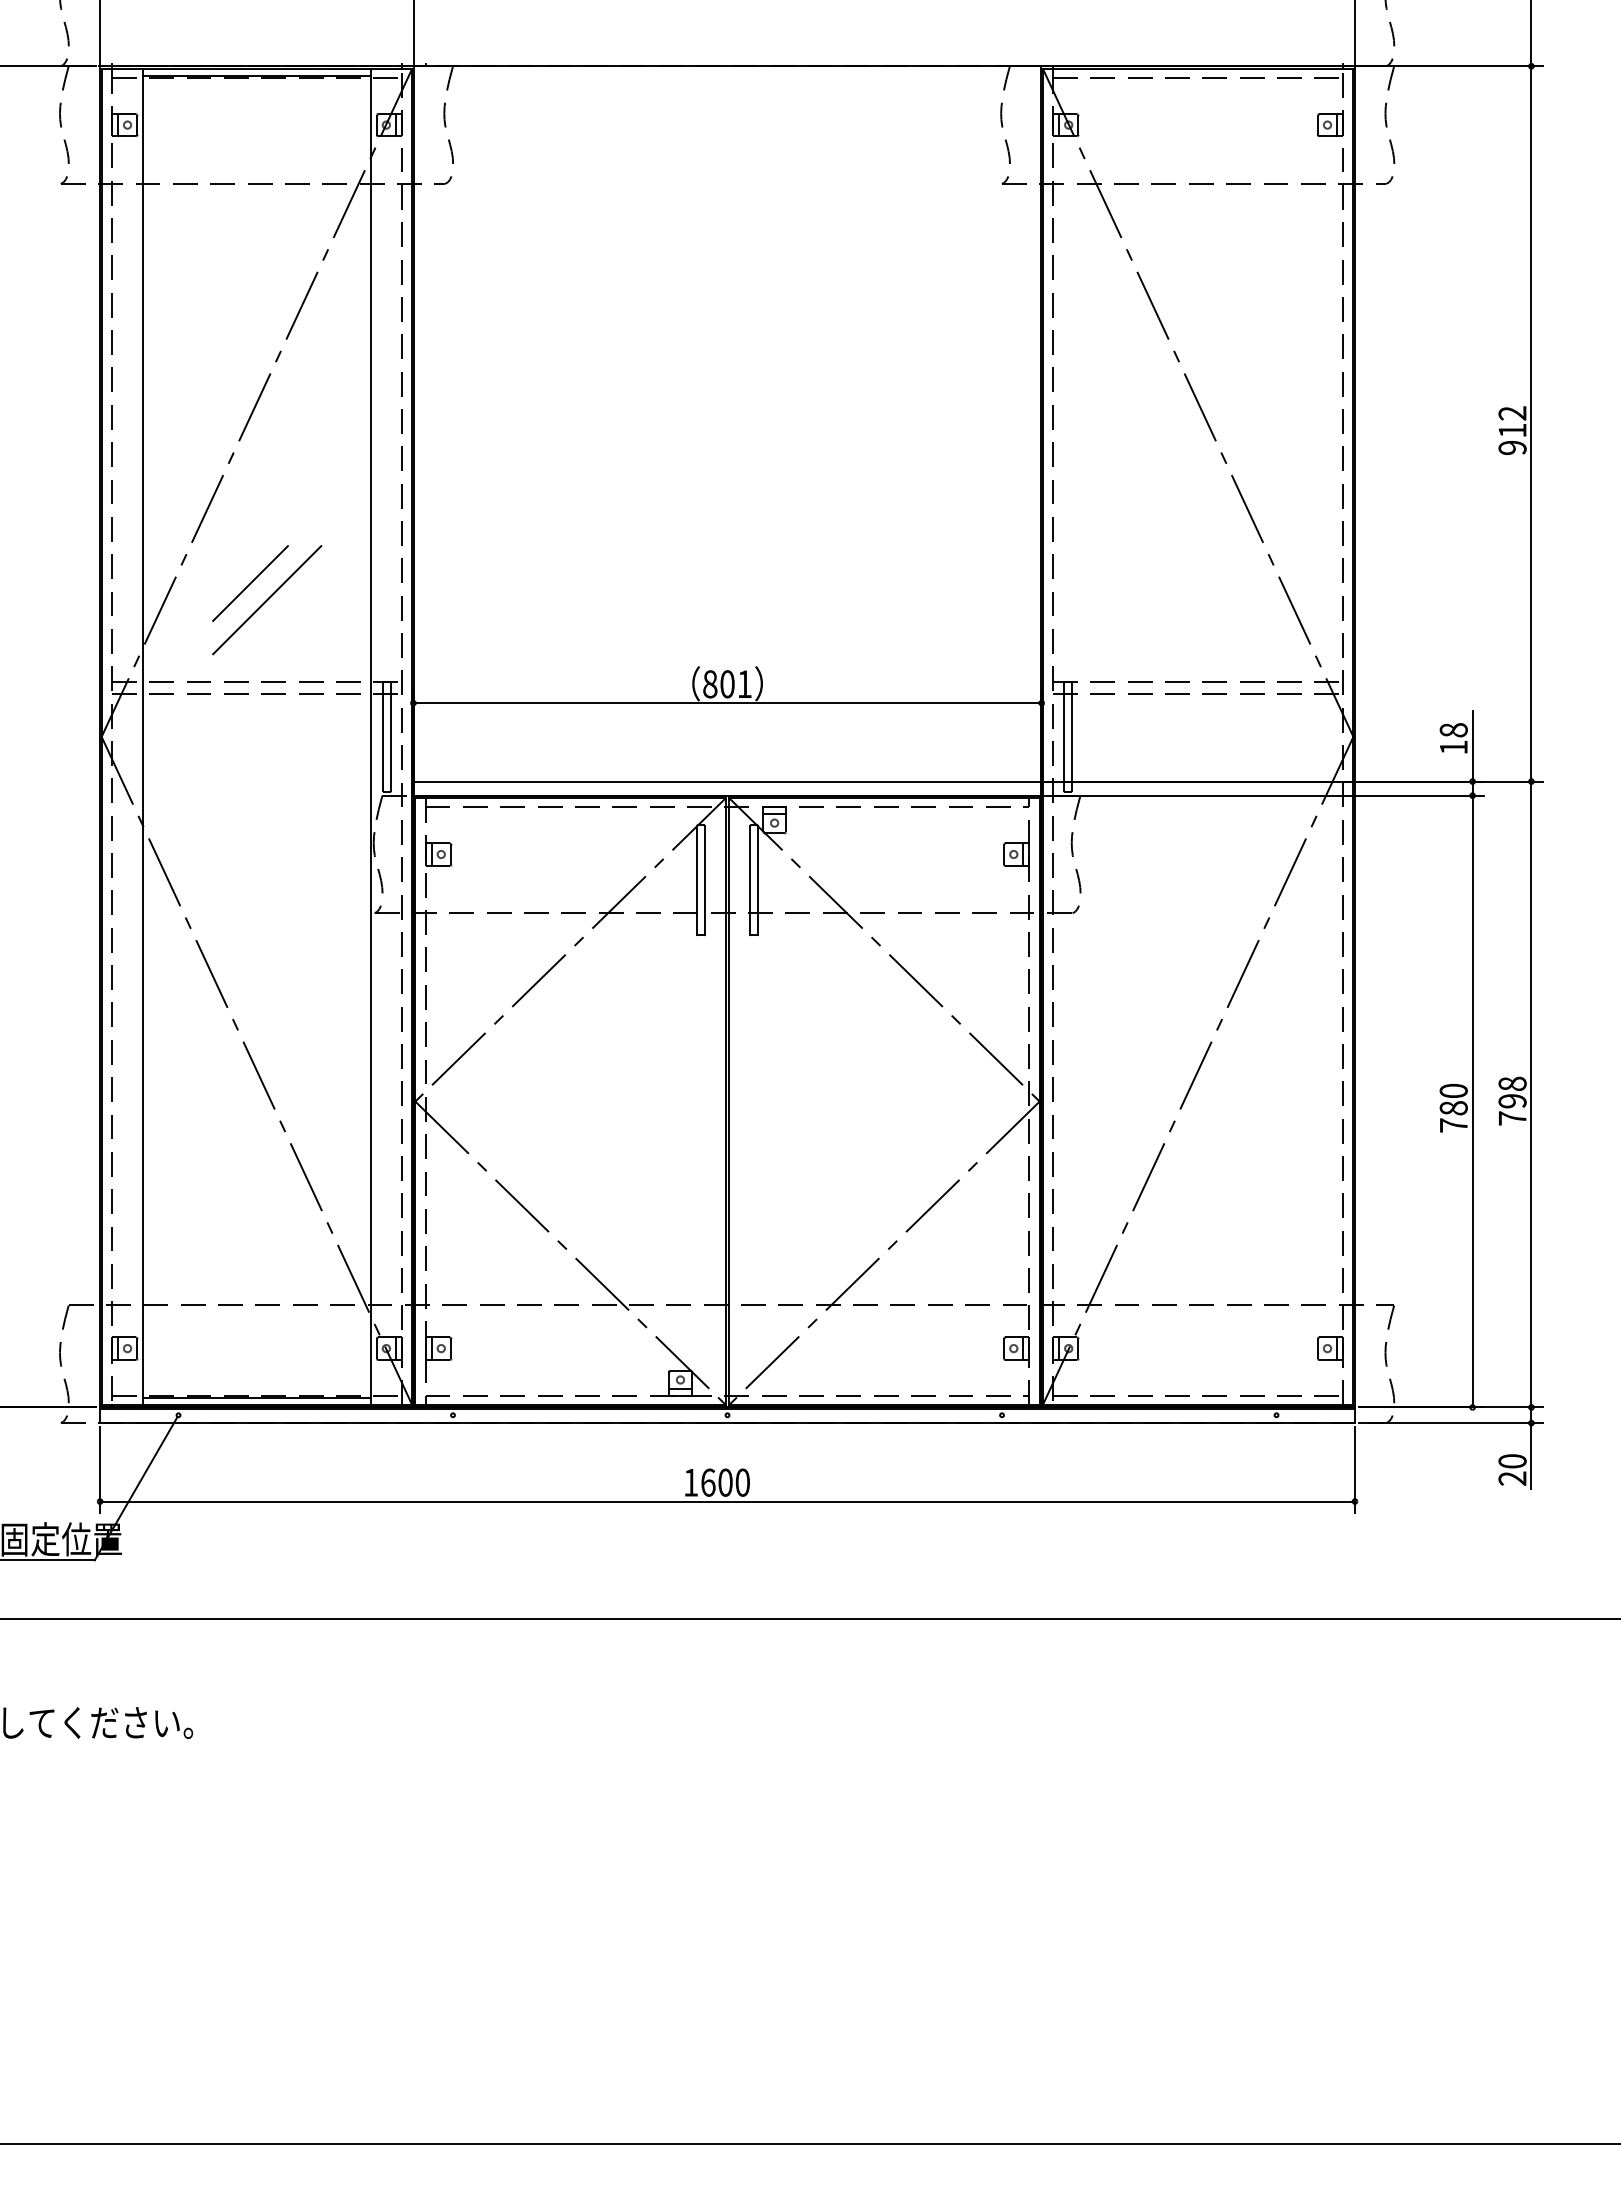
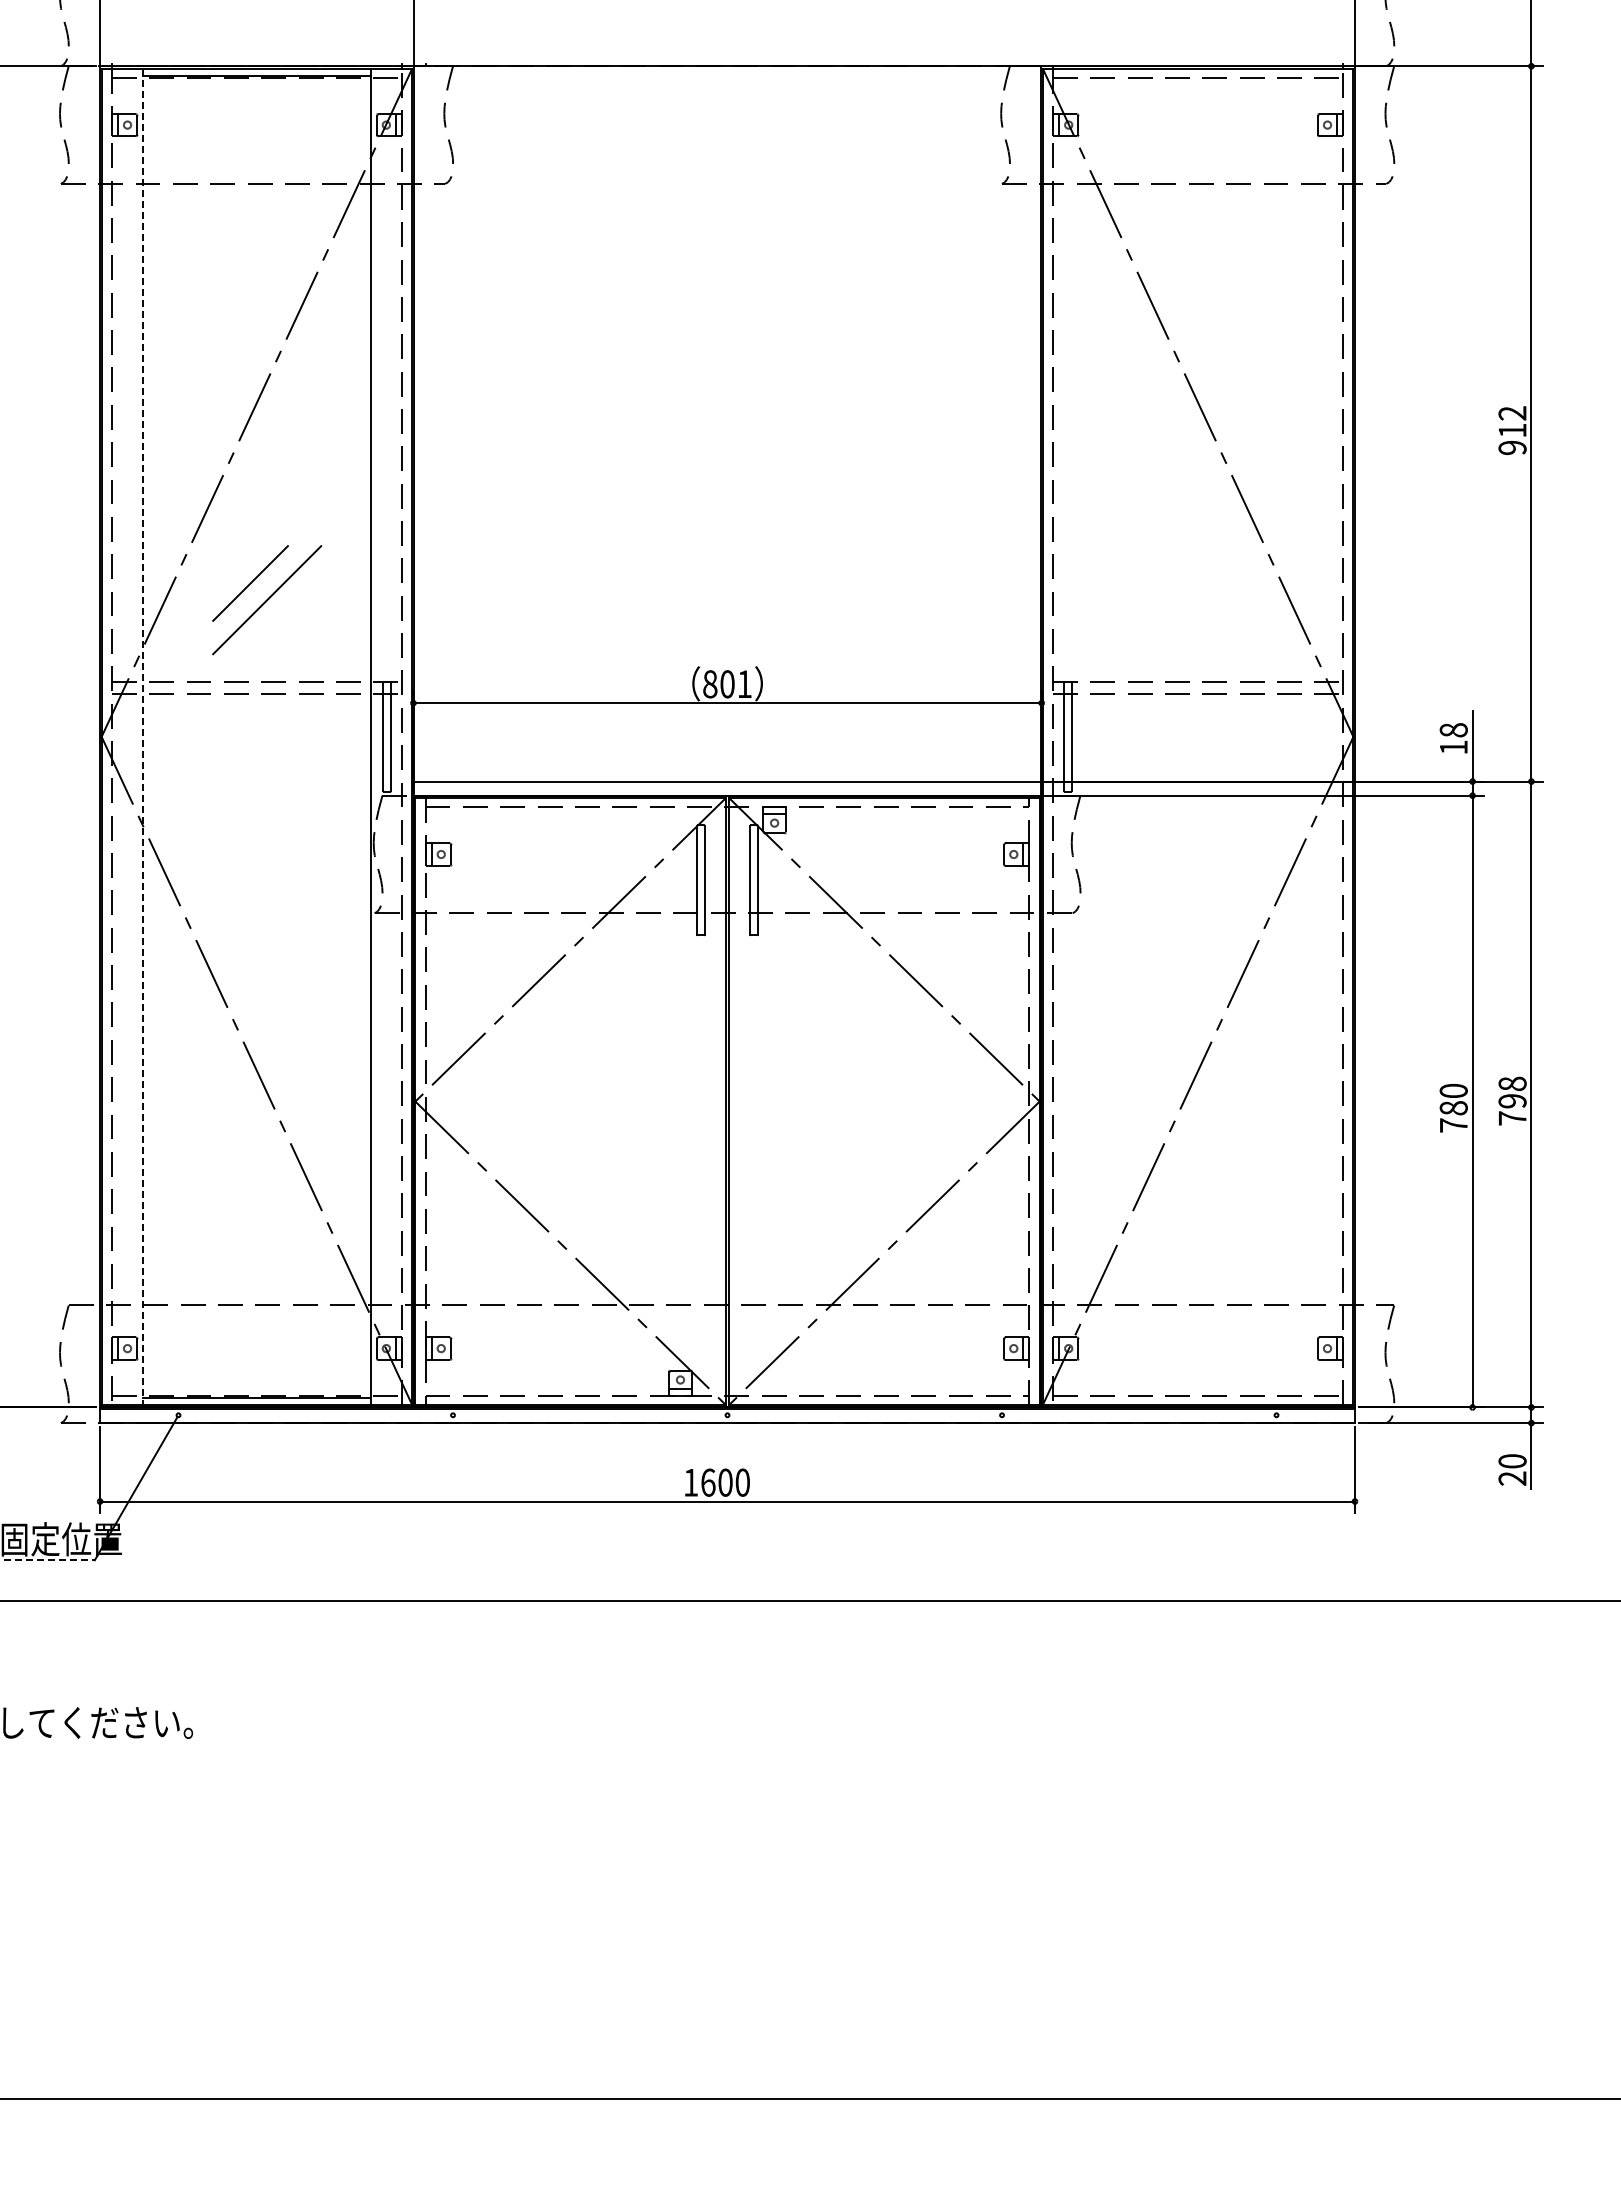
line: solid -> dashed (143, 737)
line: solid -> dashed (47, 1560)
line position: (809, 1619) -> (809, 1601) (809, 1601)
line position: (809, 2143) -> (809, 2098) (809, 2098)
